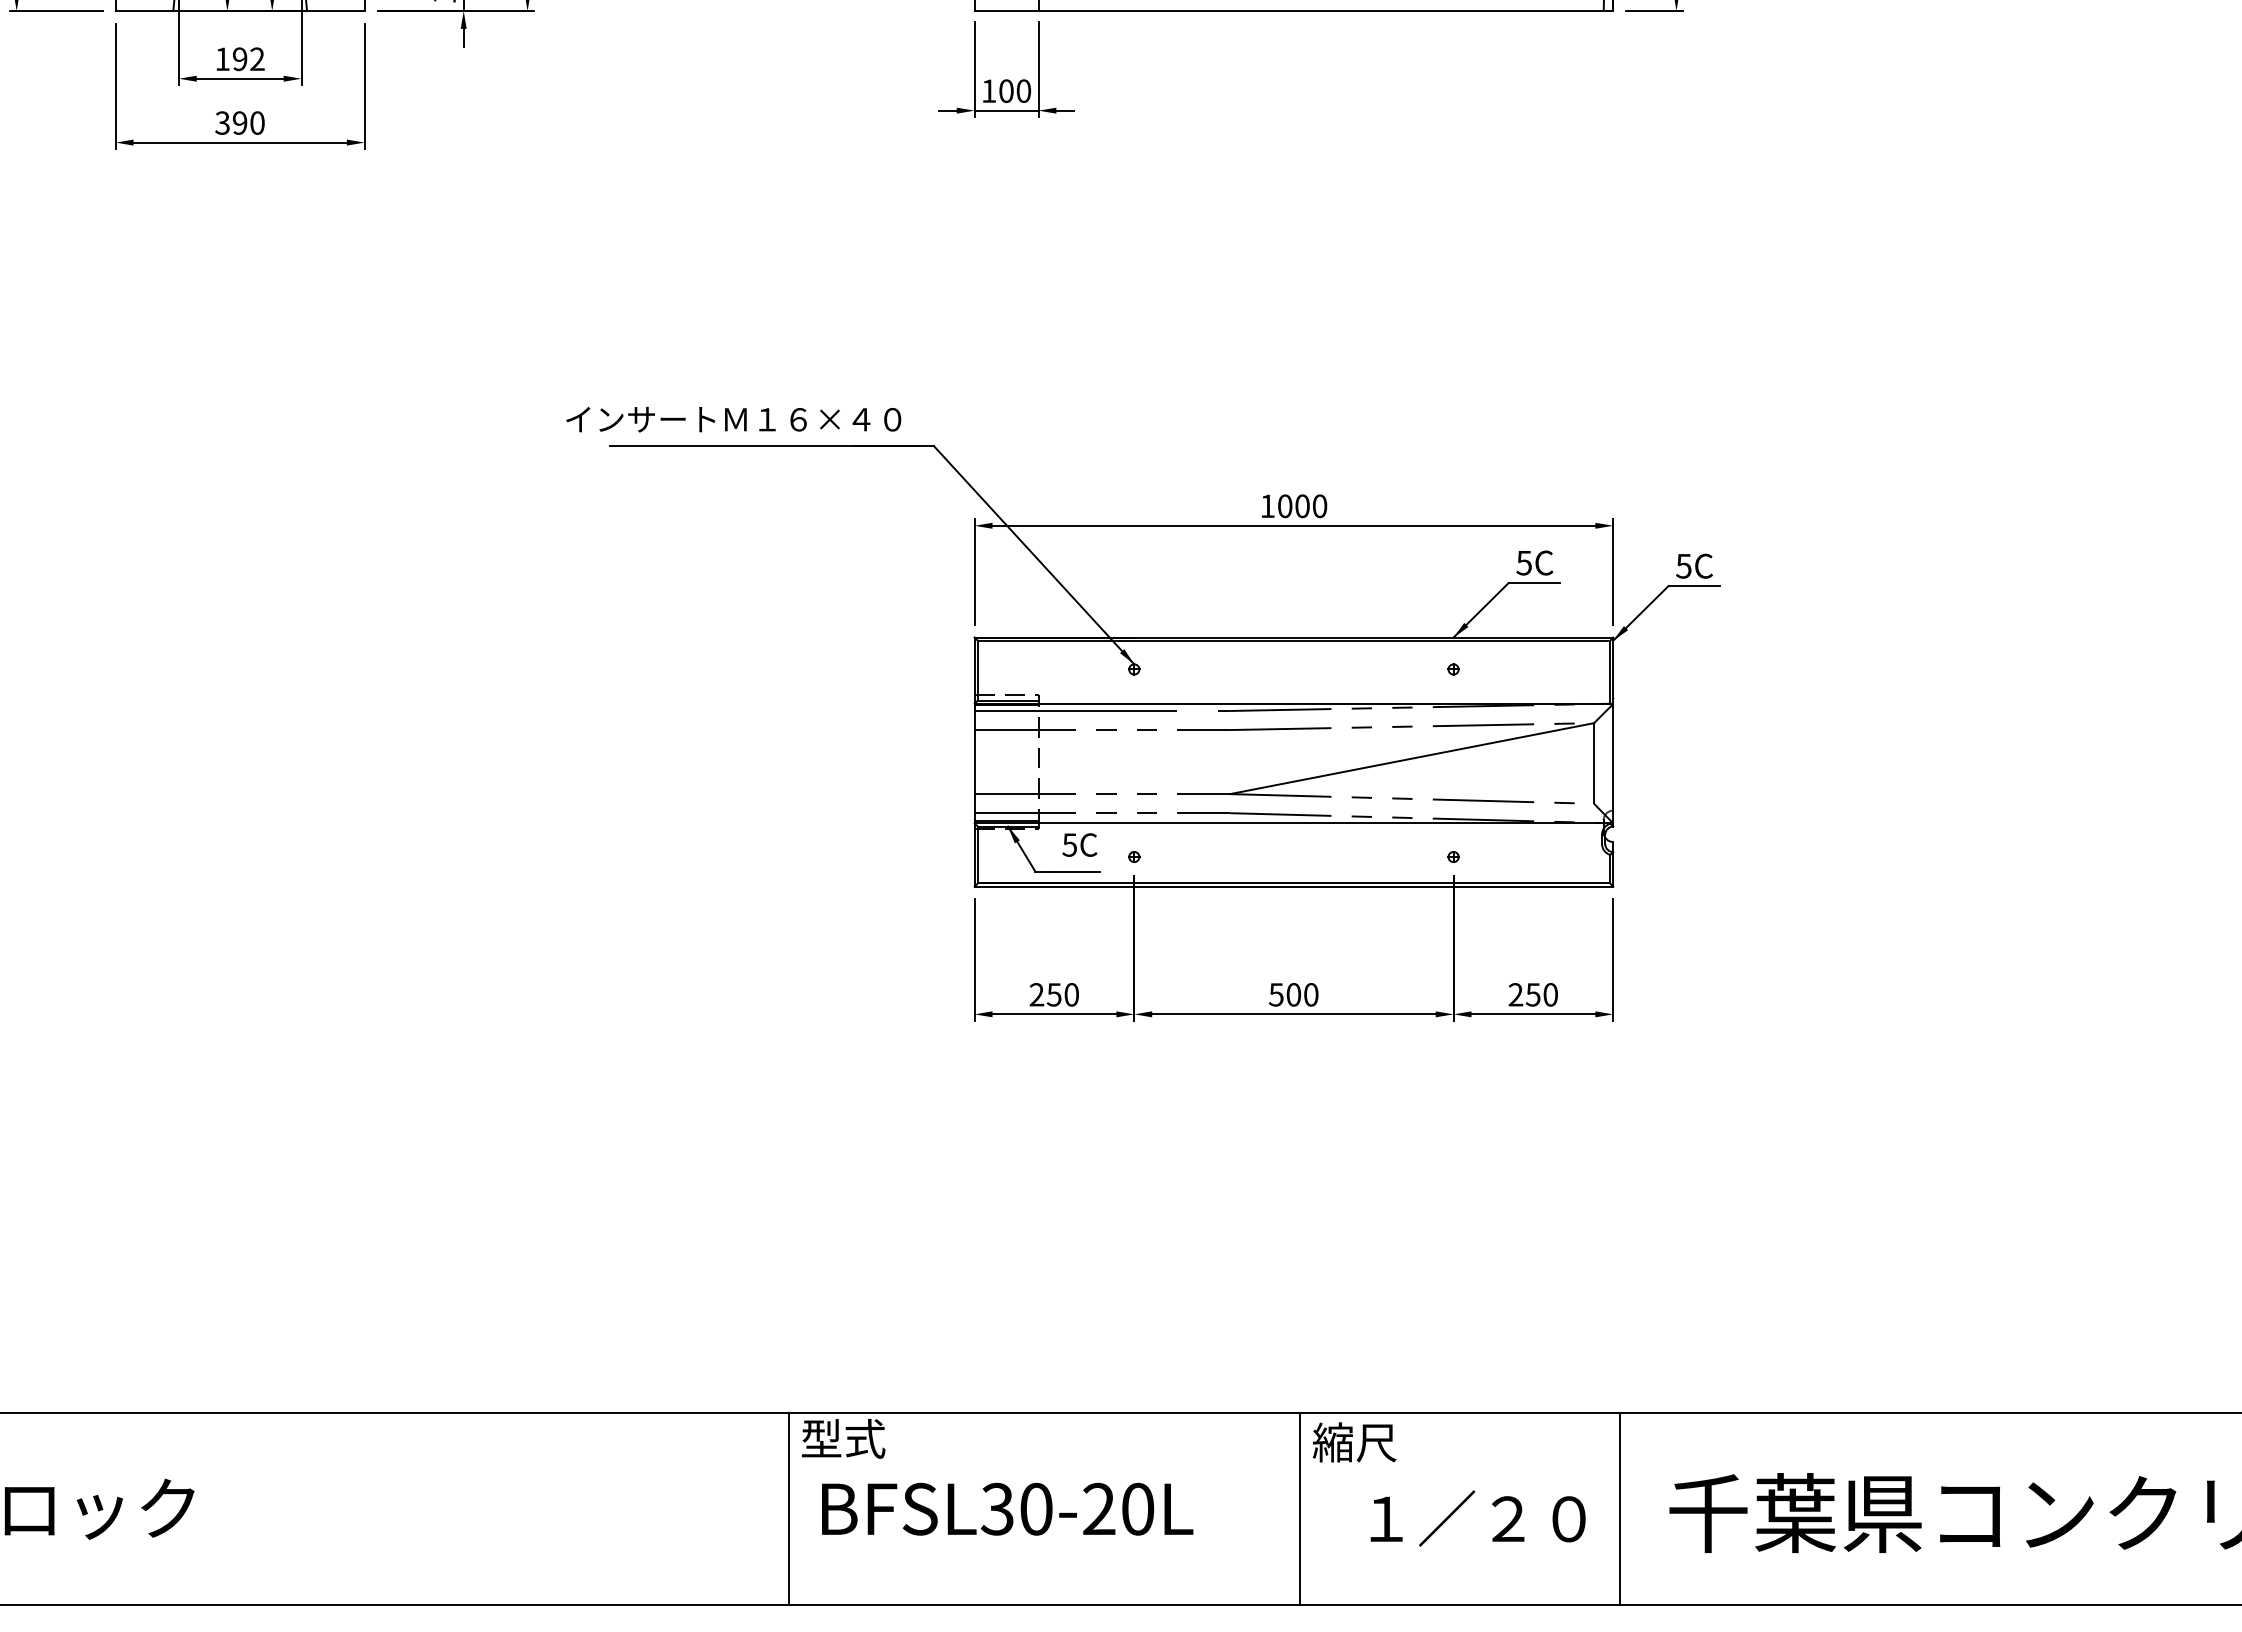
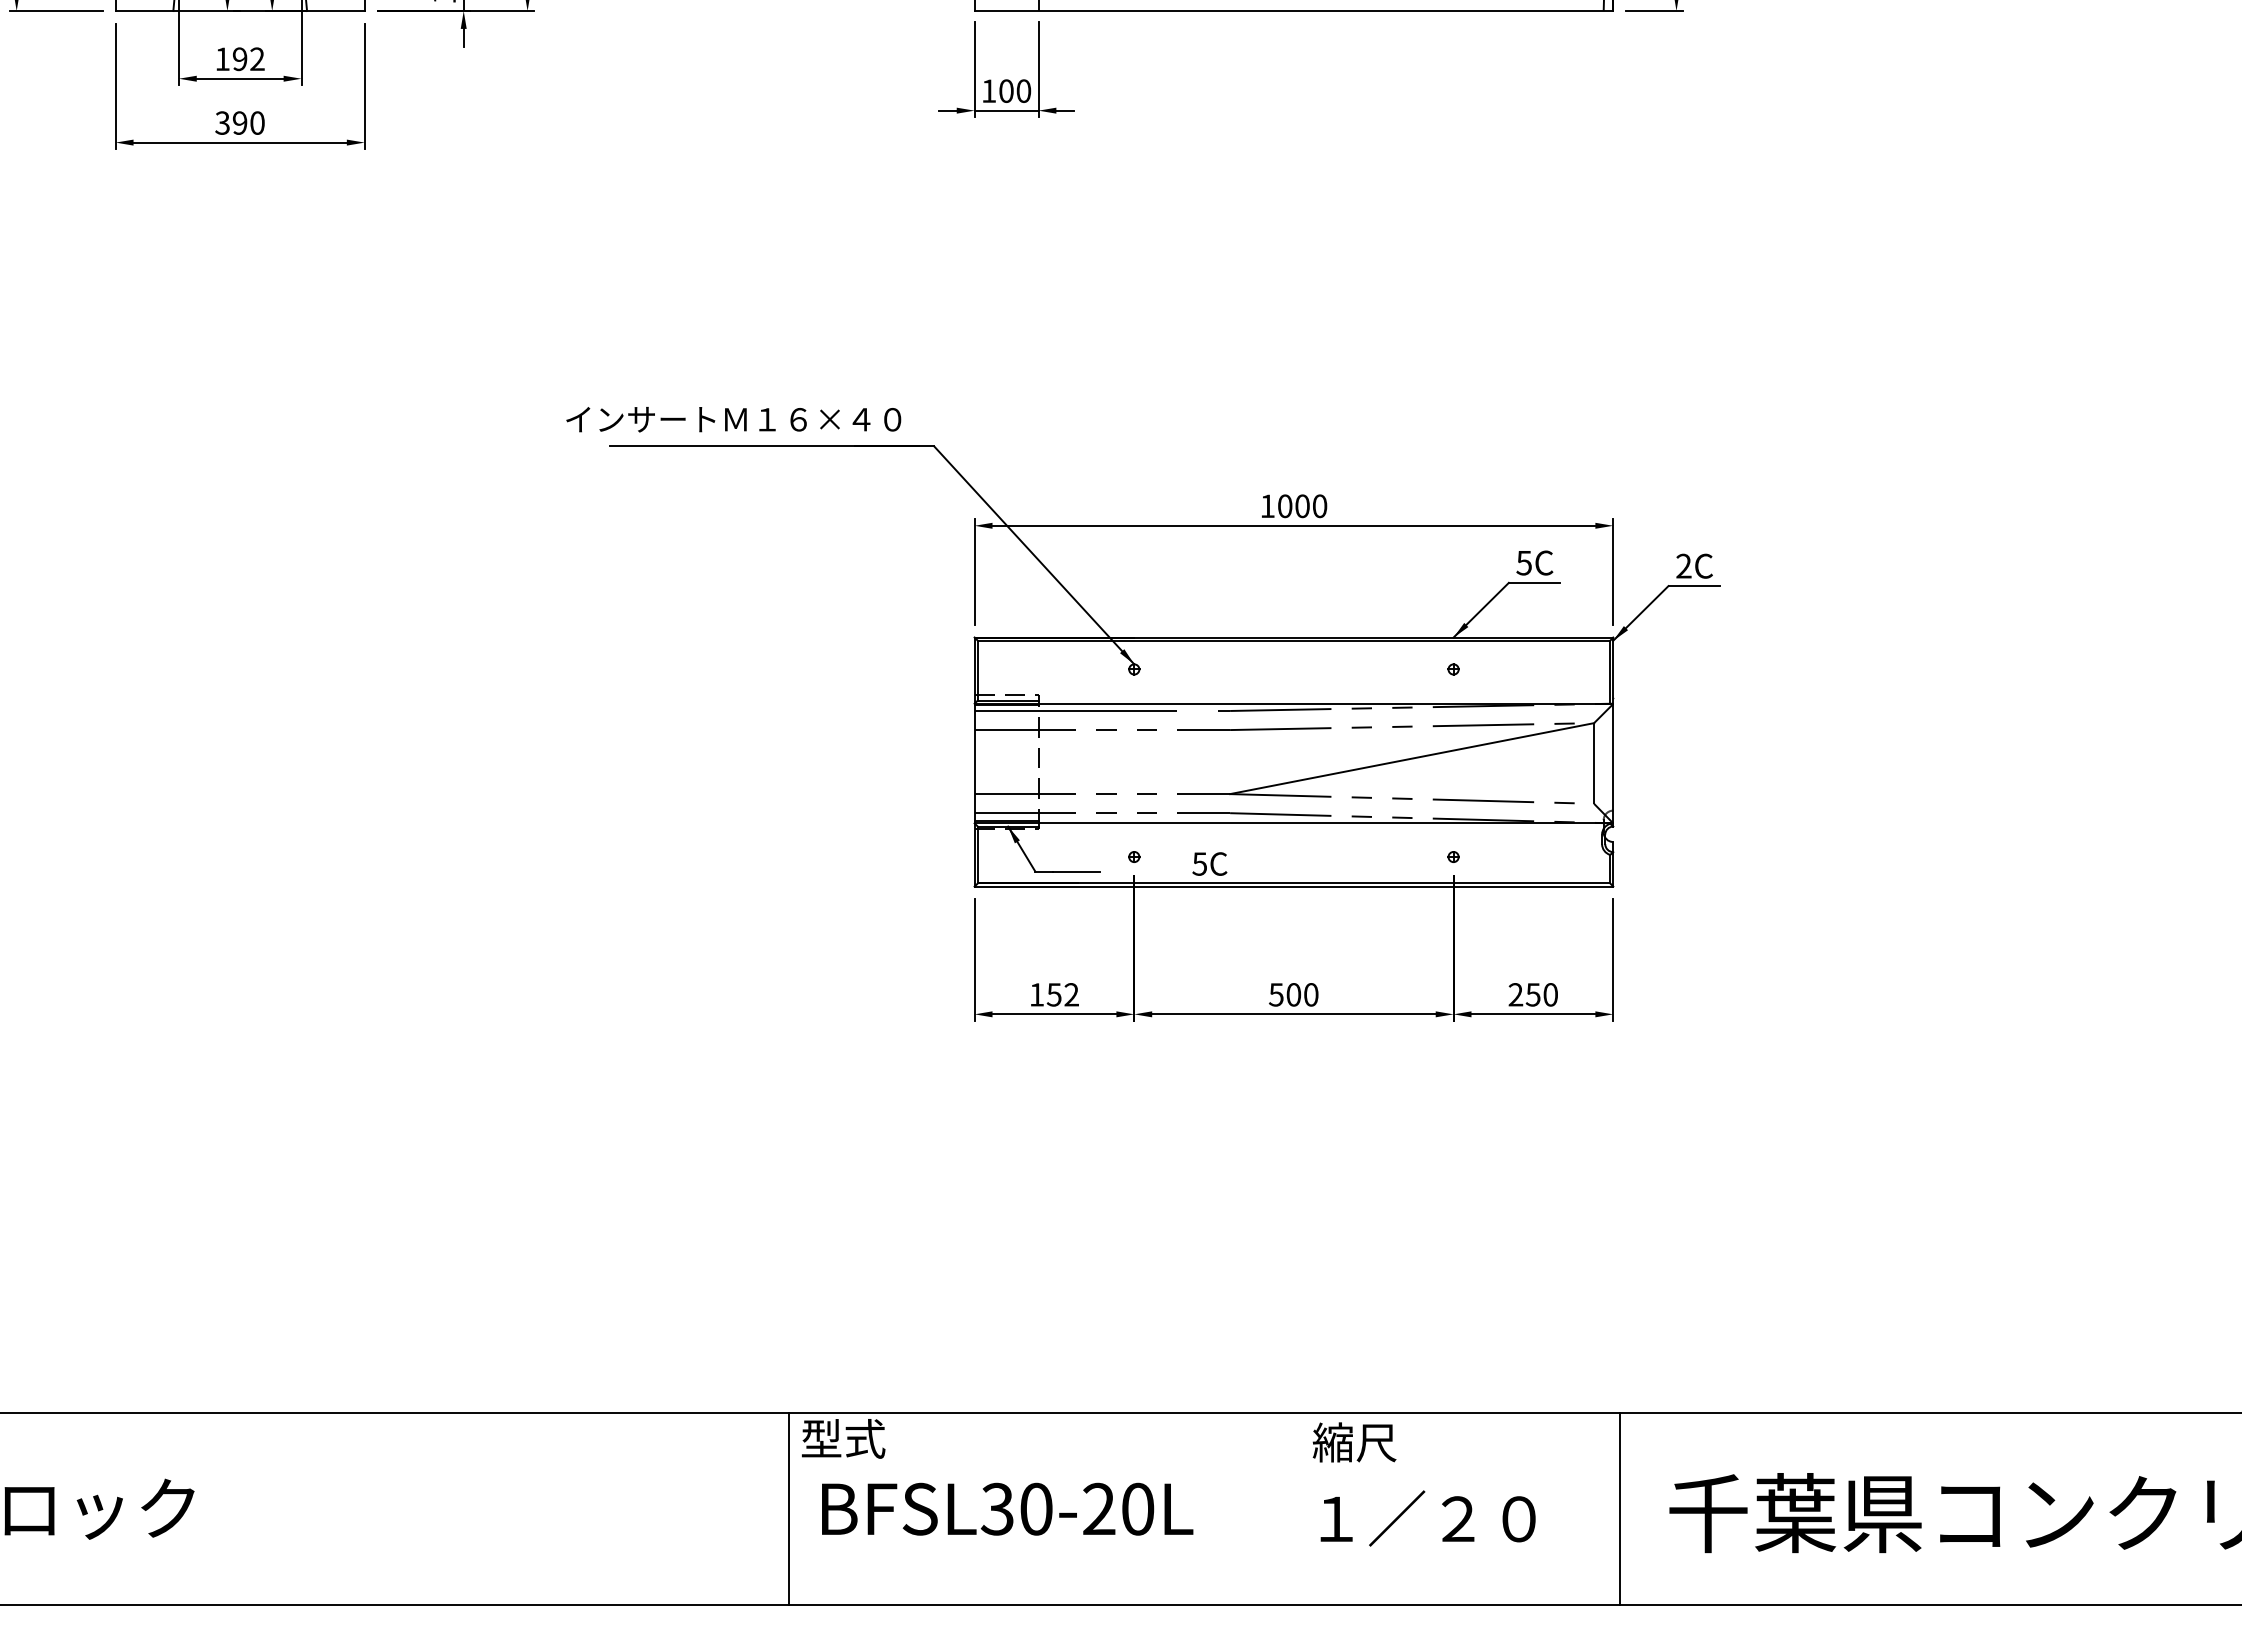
text: 5C -> 2C (1683, 565)
text position: (1079, 844) -> (1209, 863) (1209, 863)
text: 250 -> 152 (1053, 994)
line: present -> none (1300, 1509)
text position: (1477, 1518) -> (1427, 1518) (1427, 1518)
